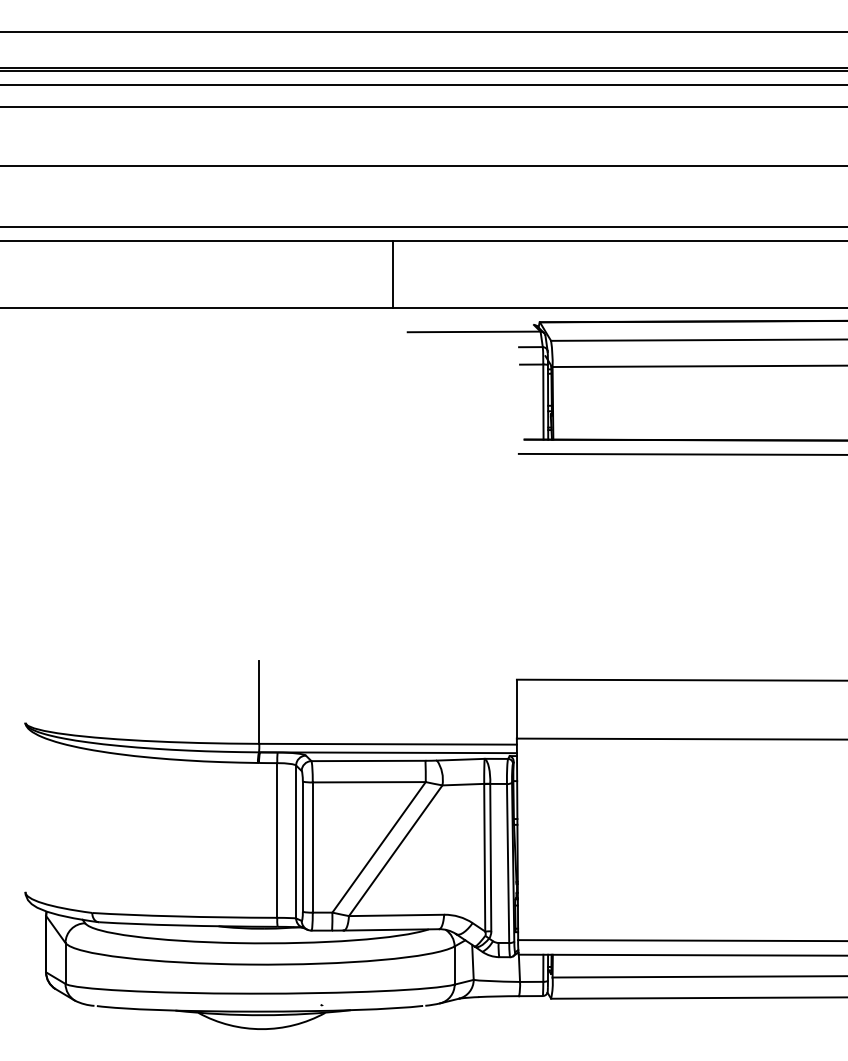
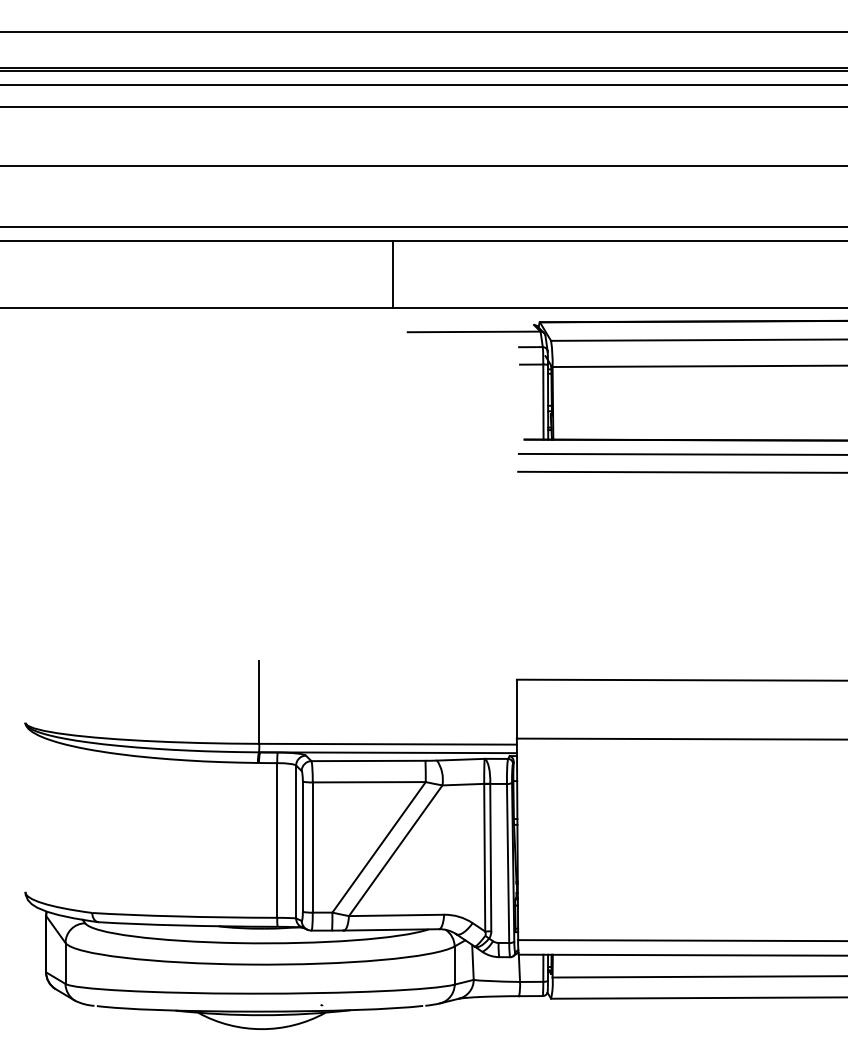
line: none -> present (681, 471)
